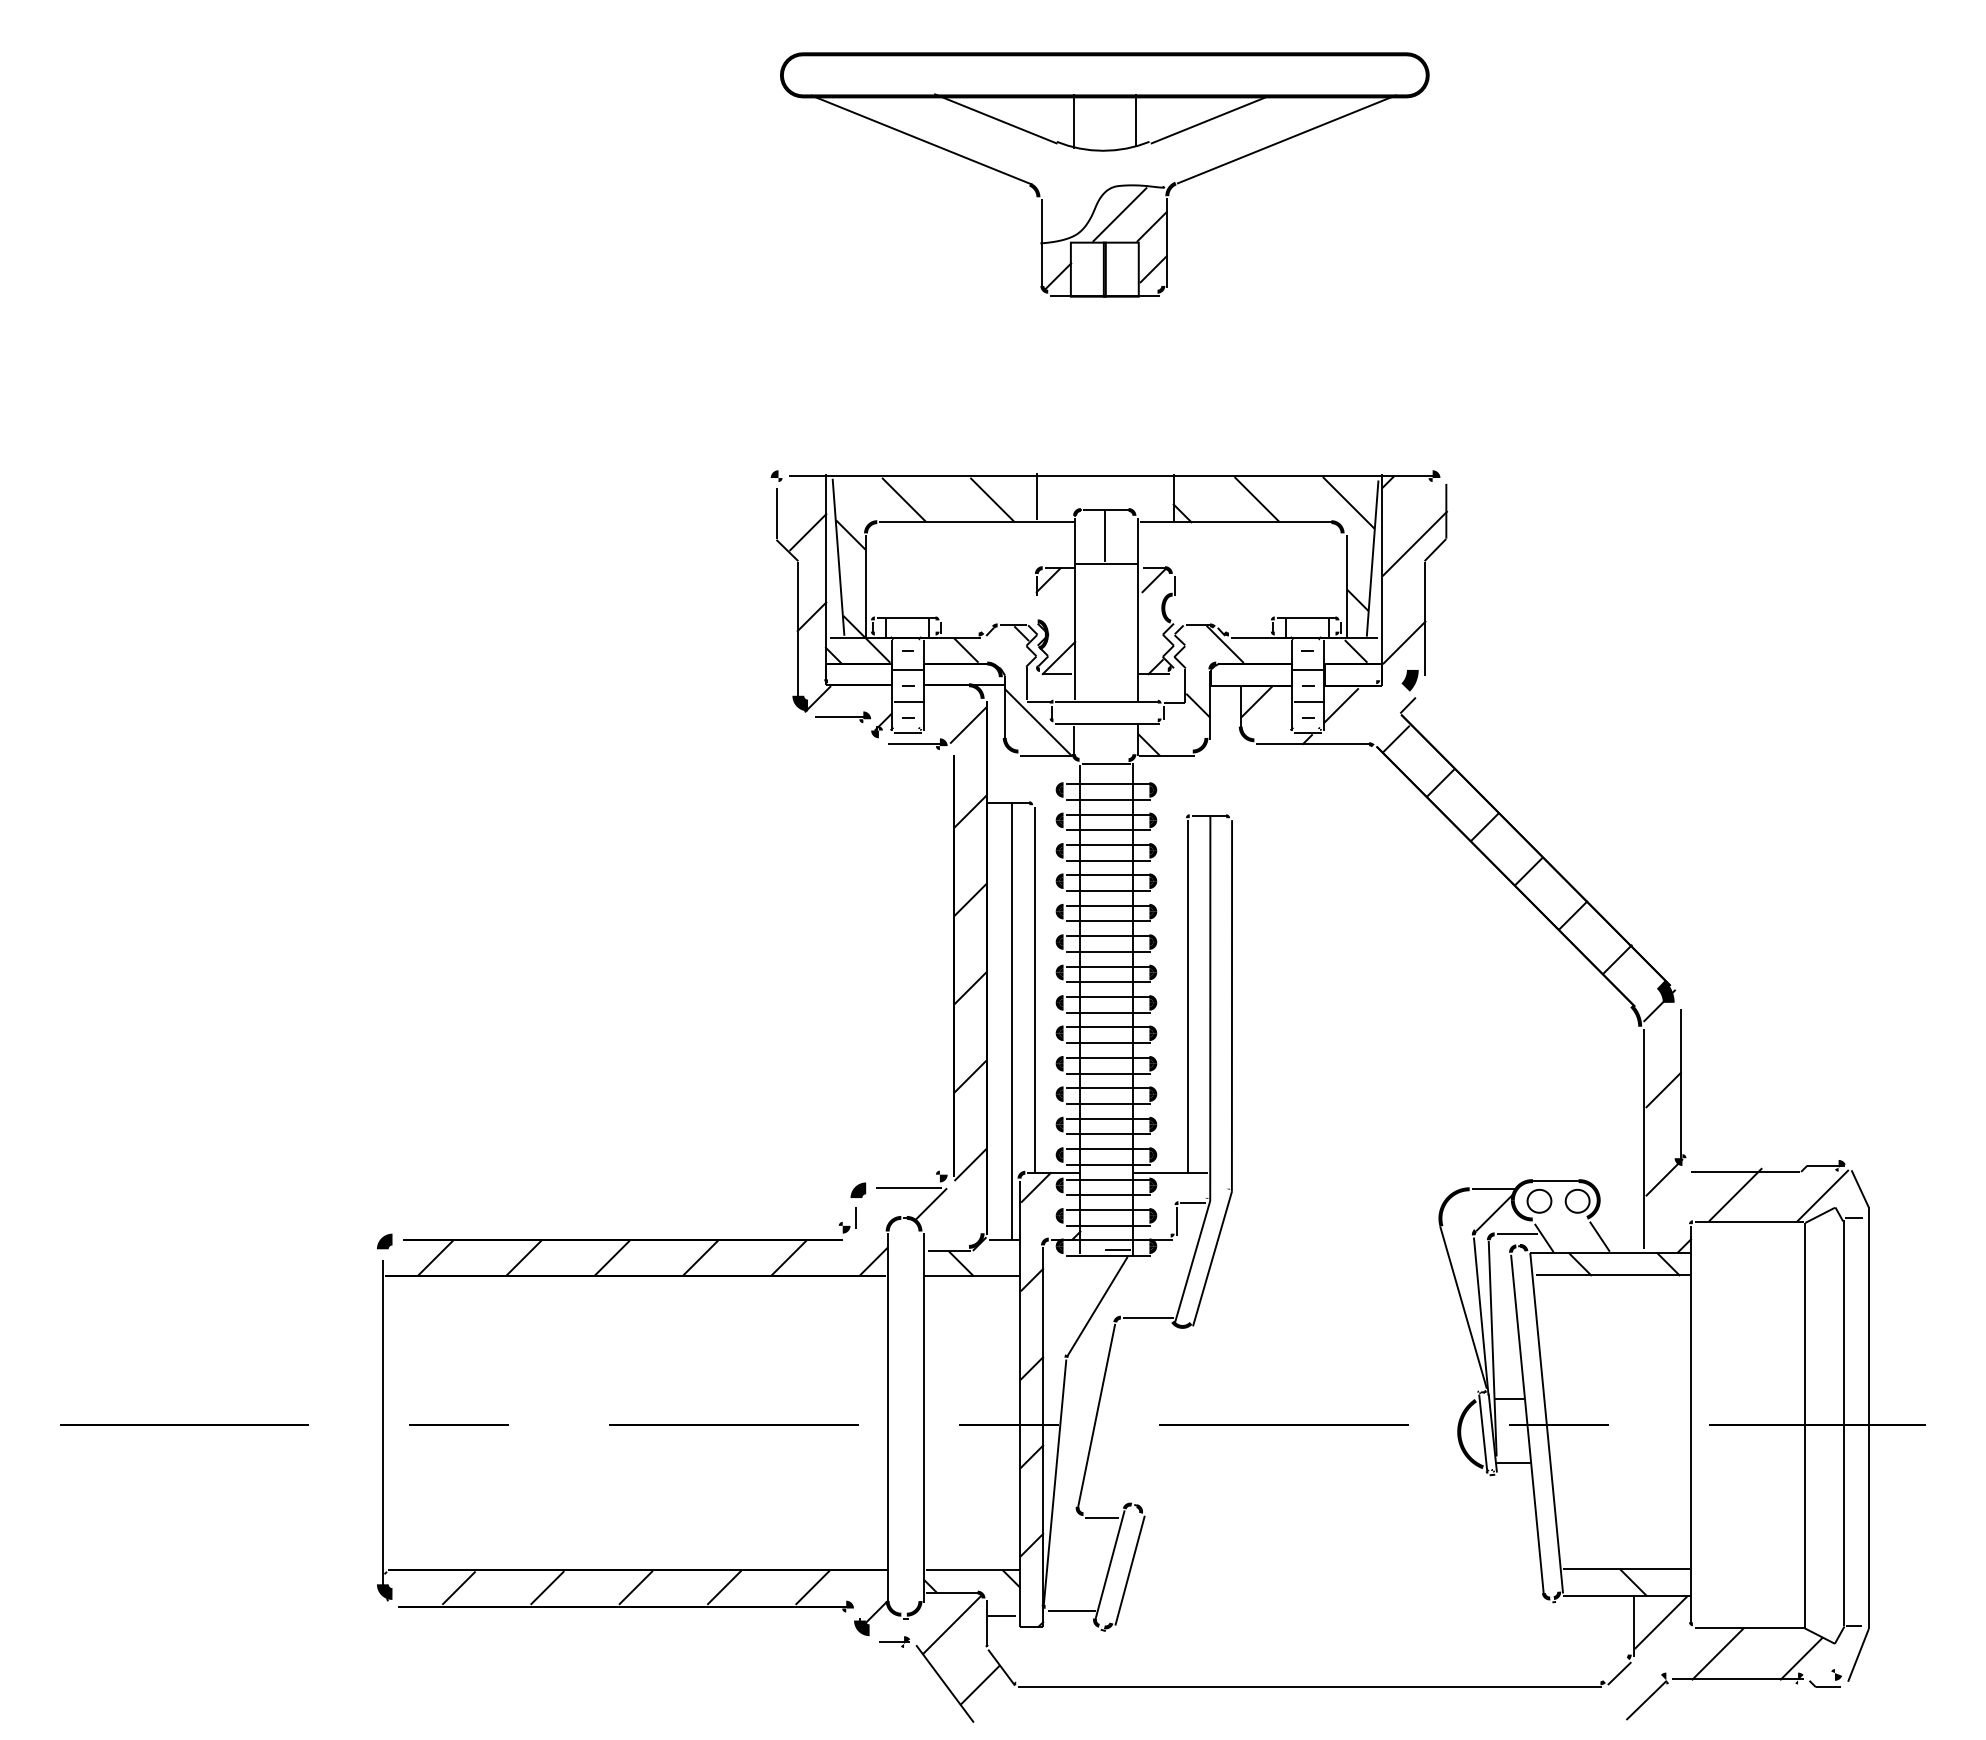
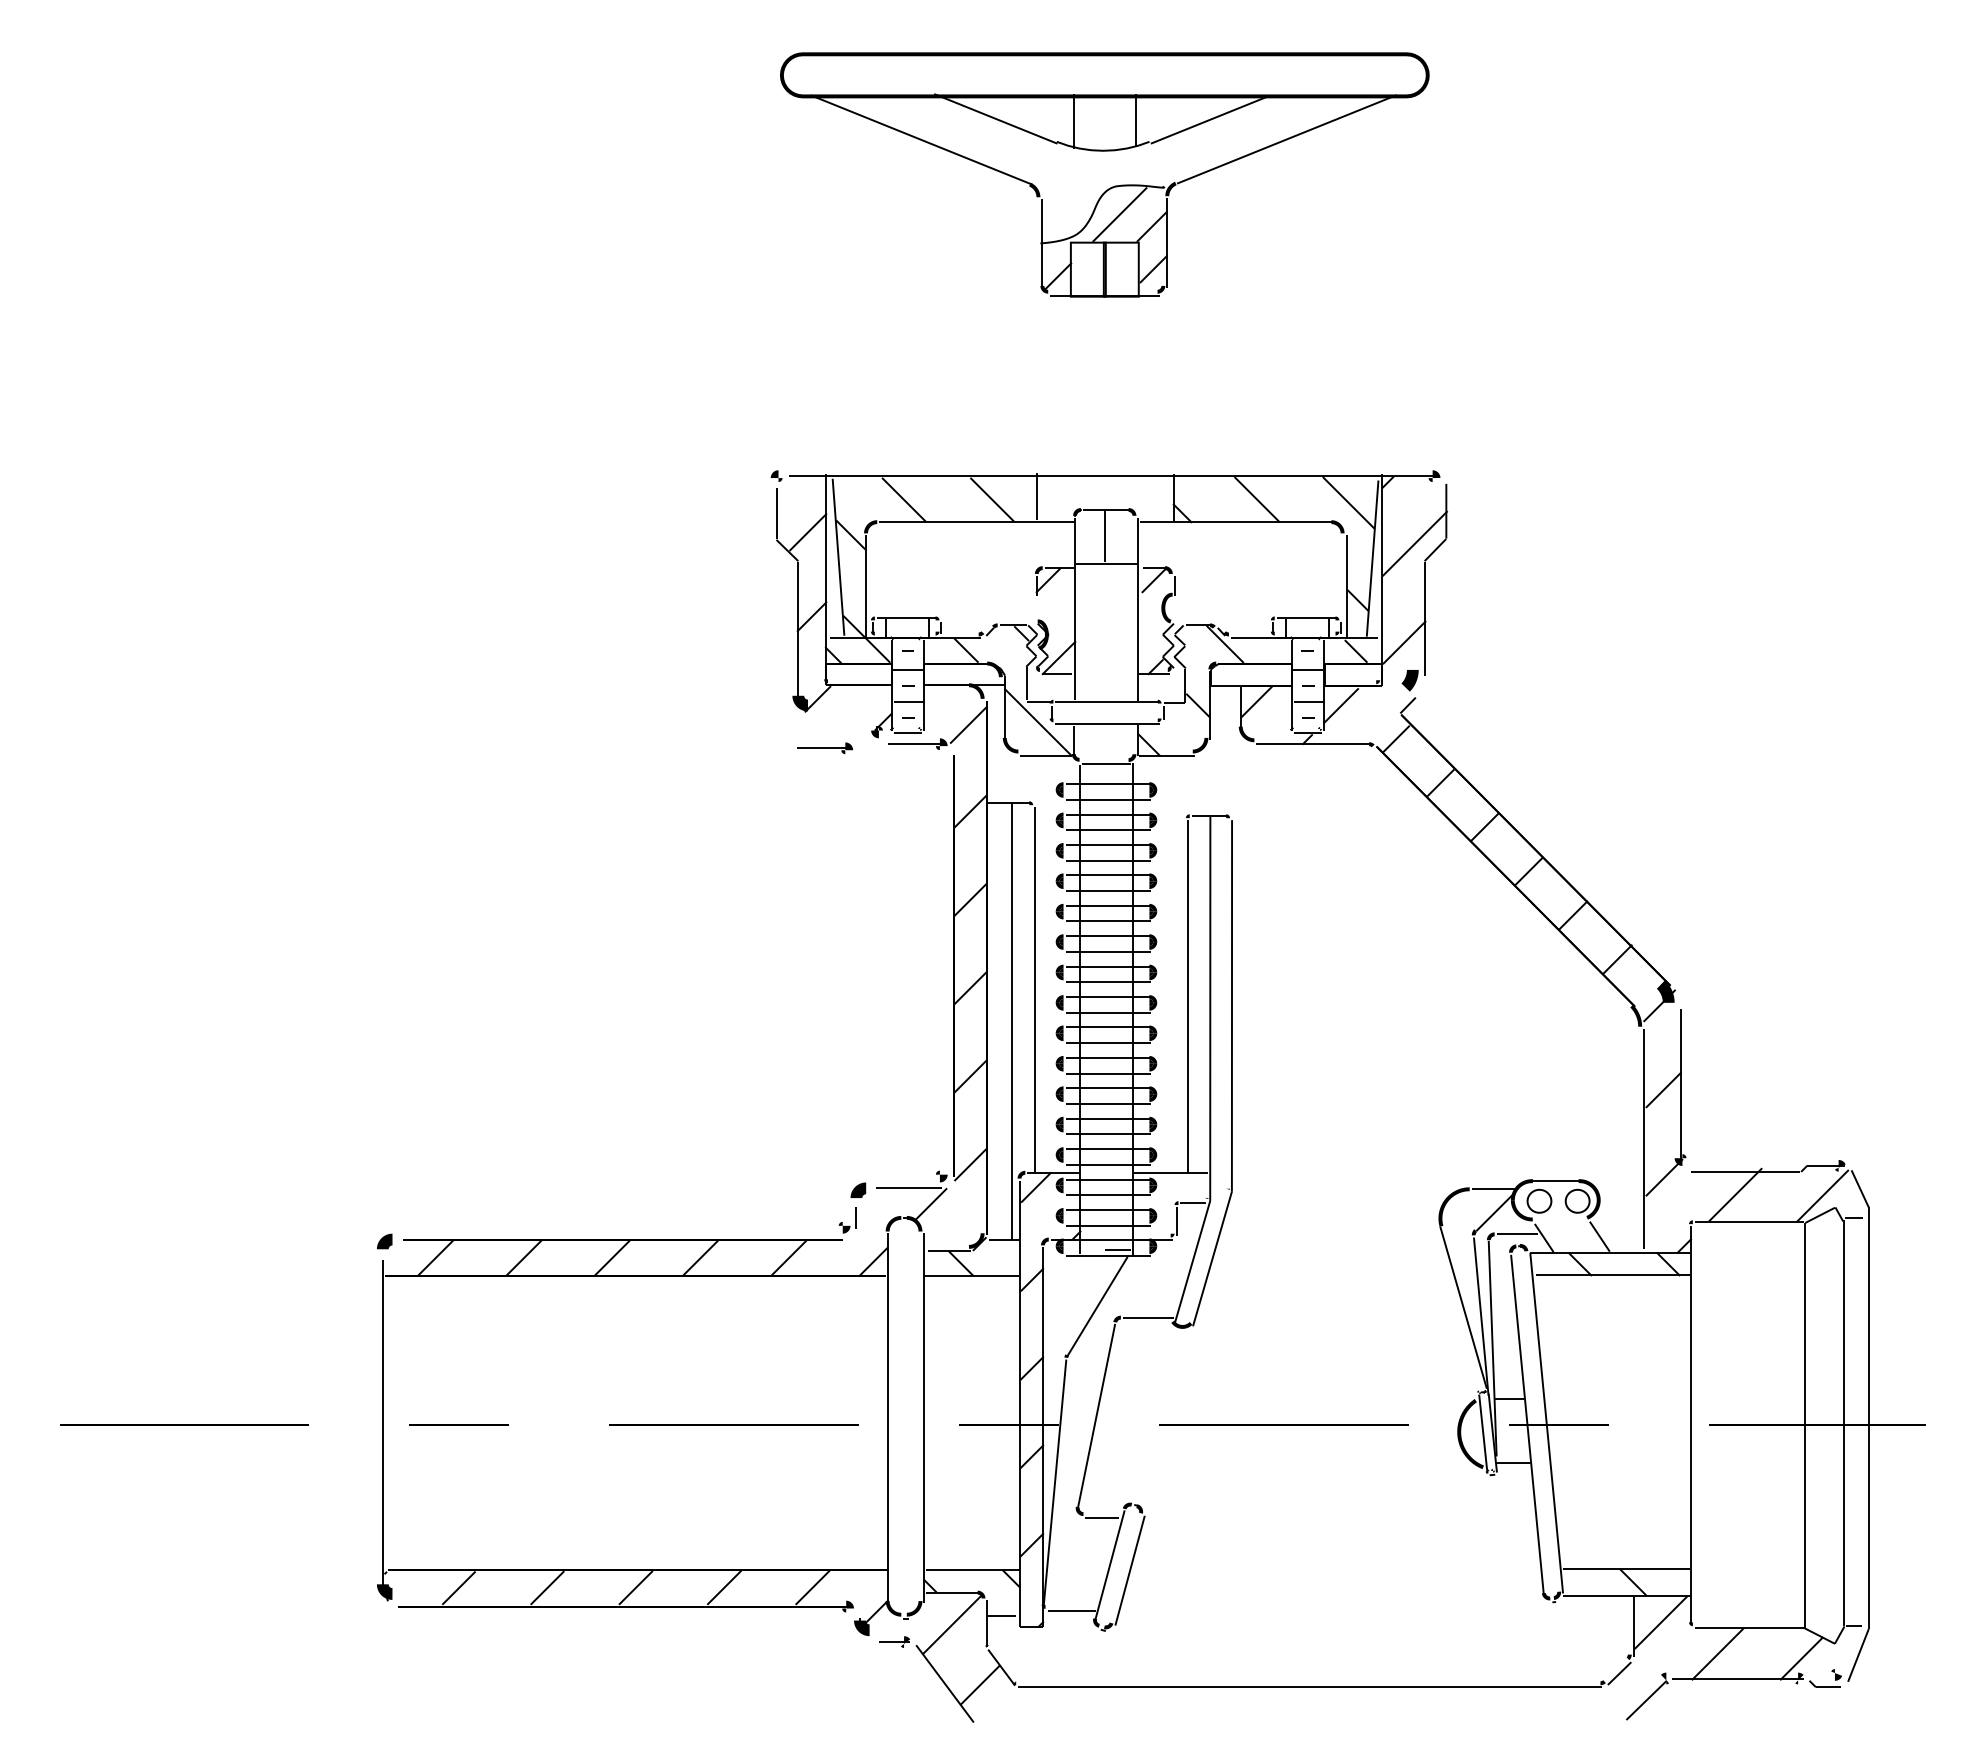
part position: (842, 717) -> (824, 748) (824, 748)
